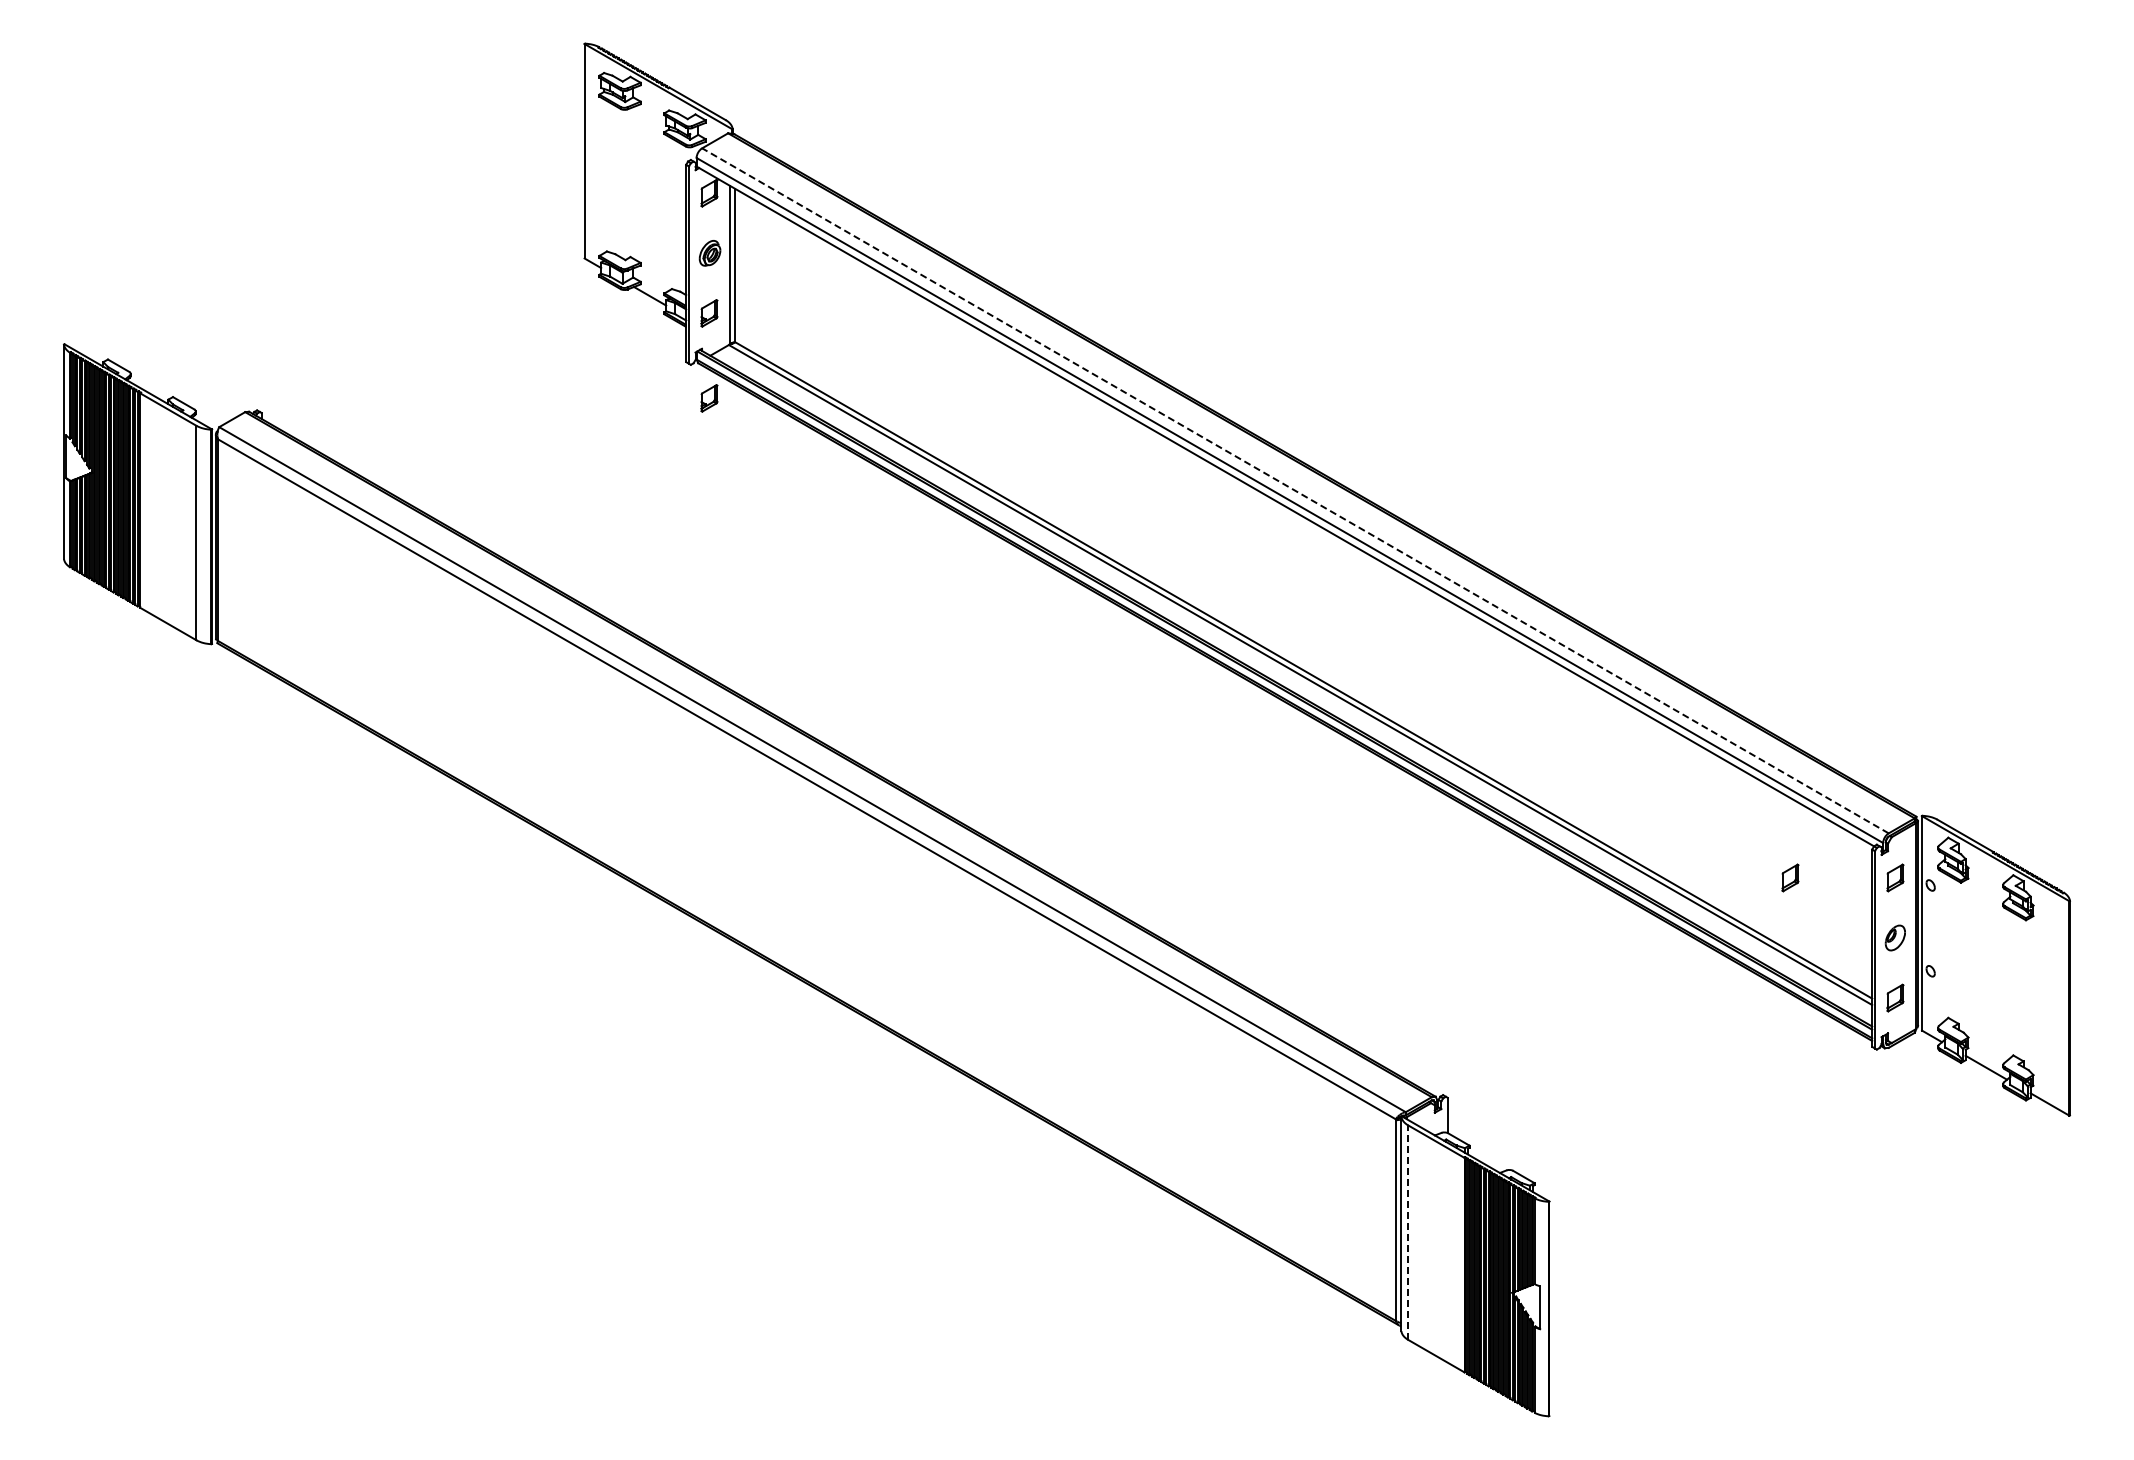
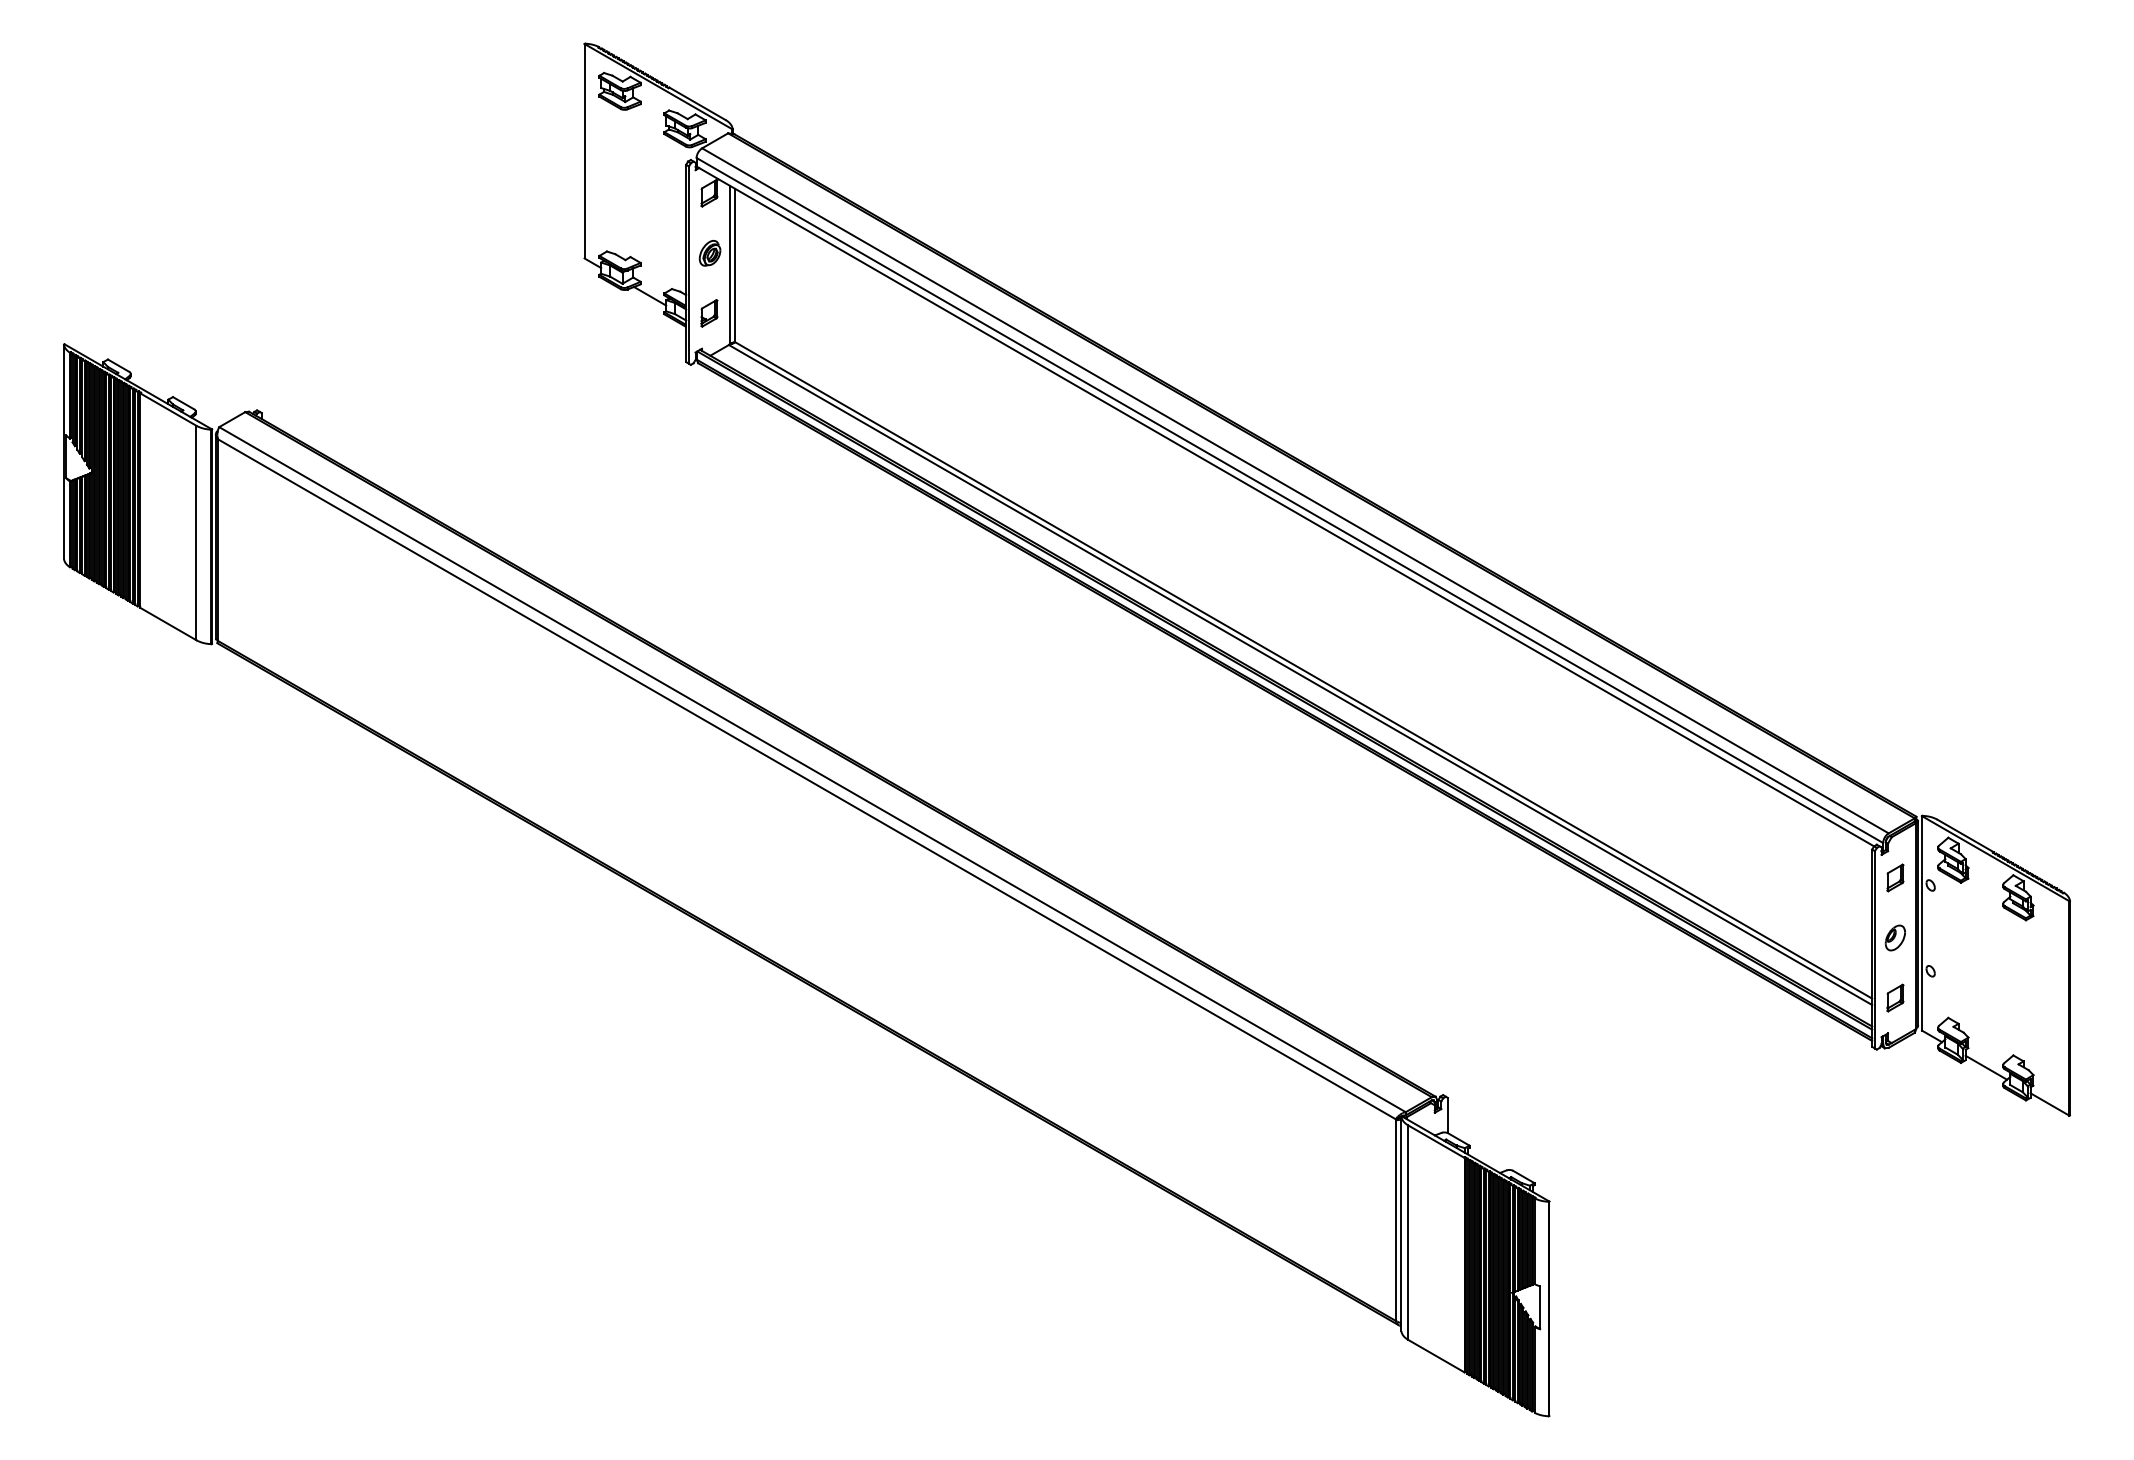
part: present -> none (709, 398)
line: dashed -> solid (1295, 490)
part: present -> none (1790, 877)
line: dashed -> solid (1408, 1232)
